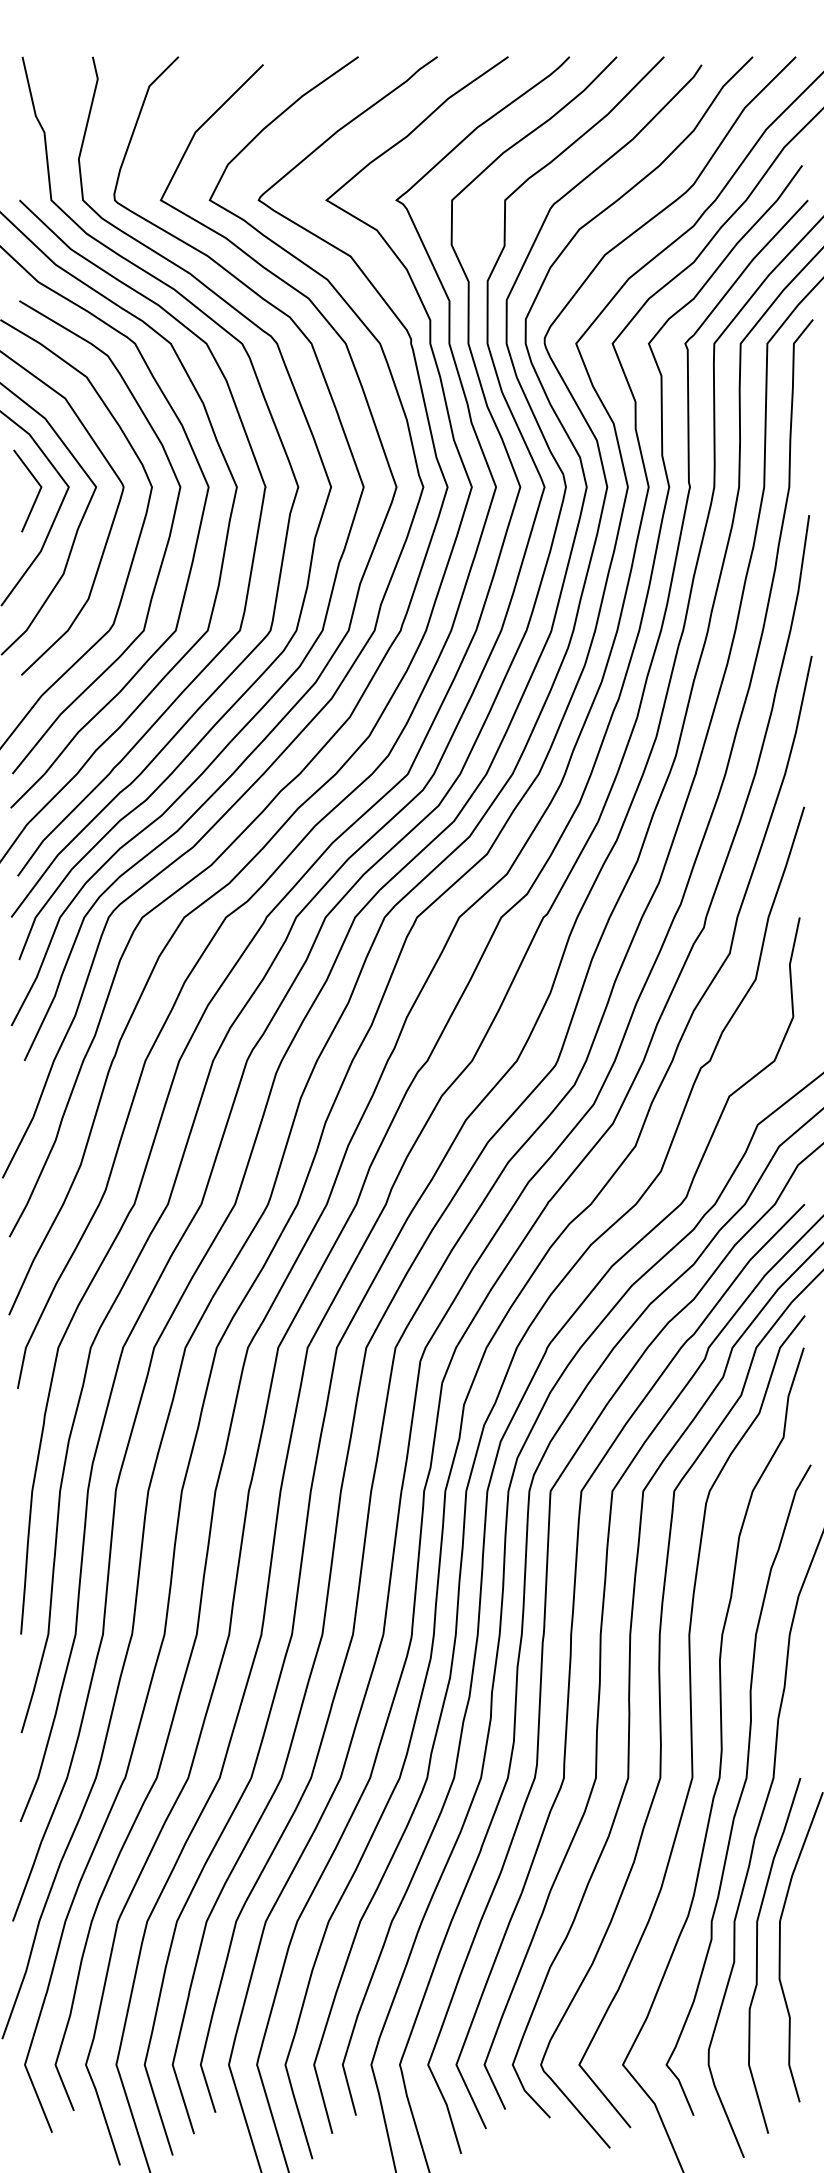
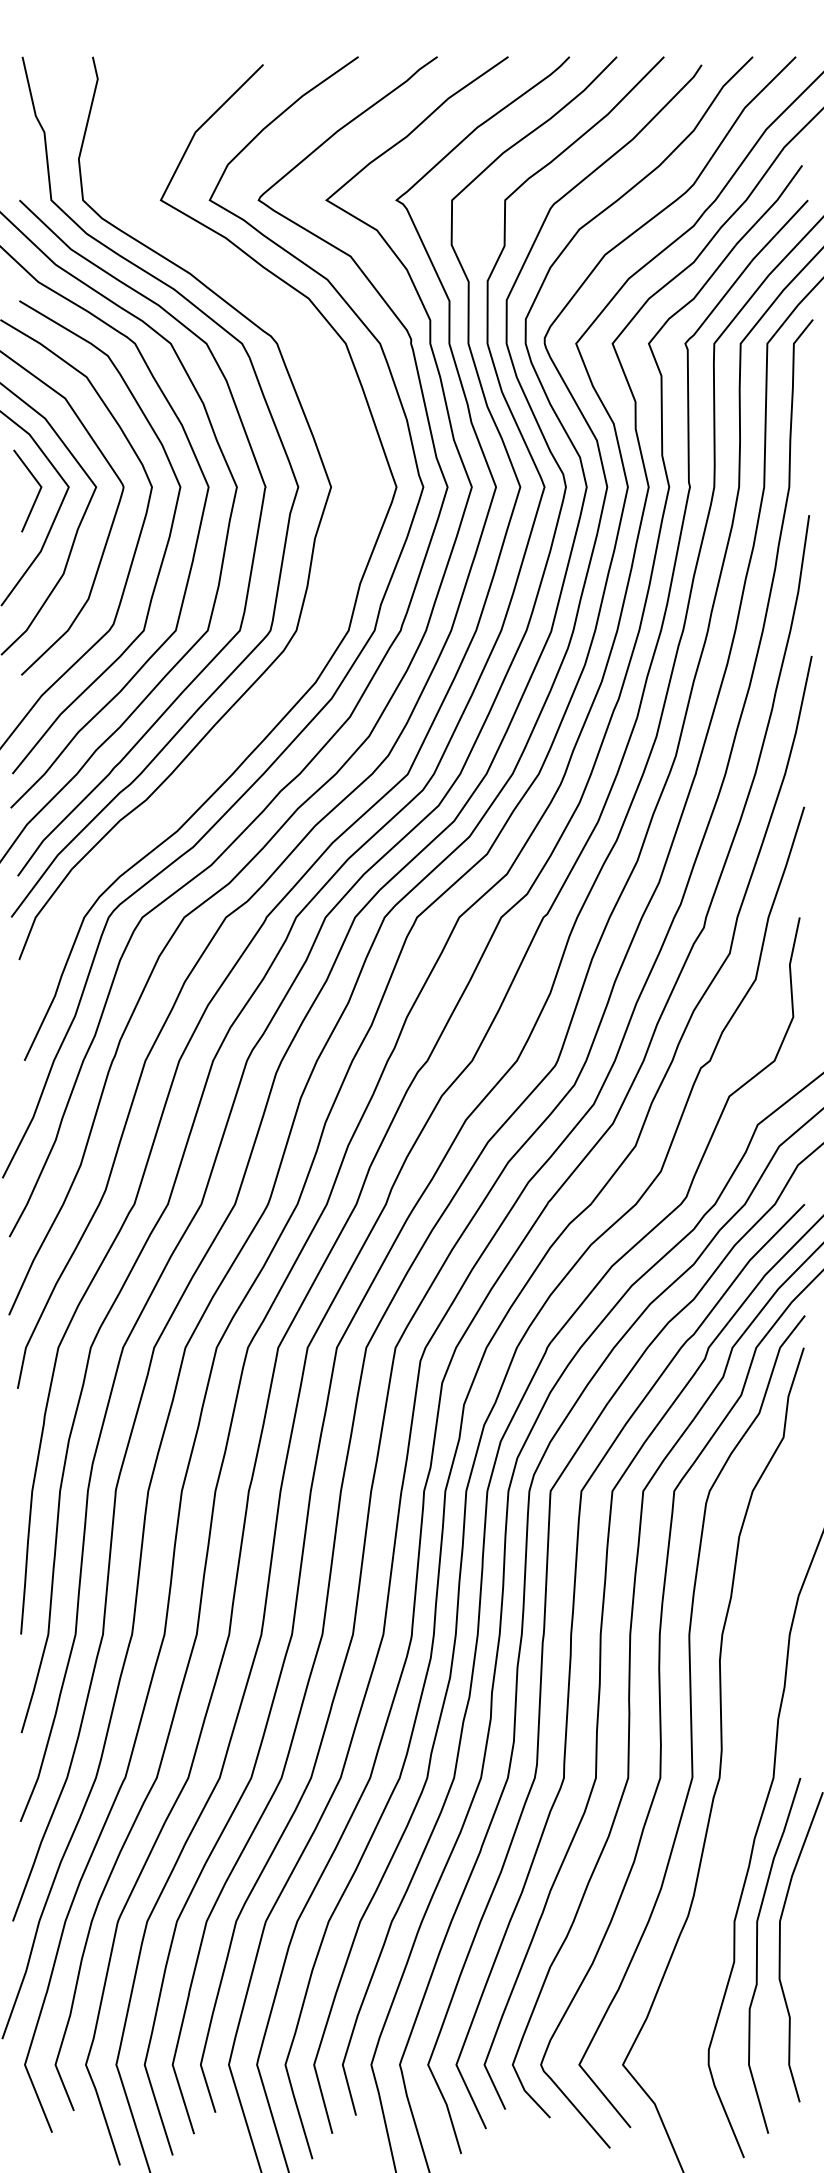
curve: present -> none (335, 572)
curve: present -> none (741, 1790)
